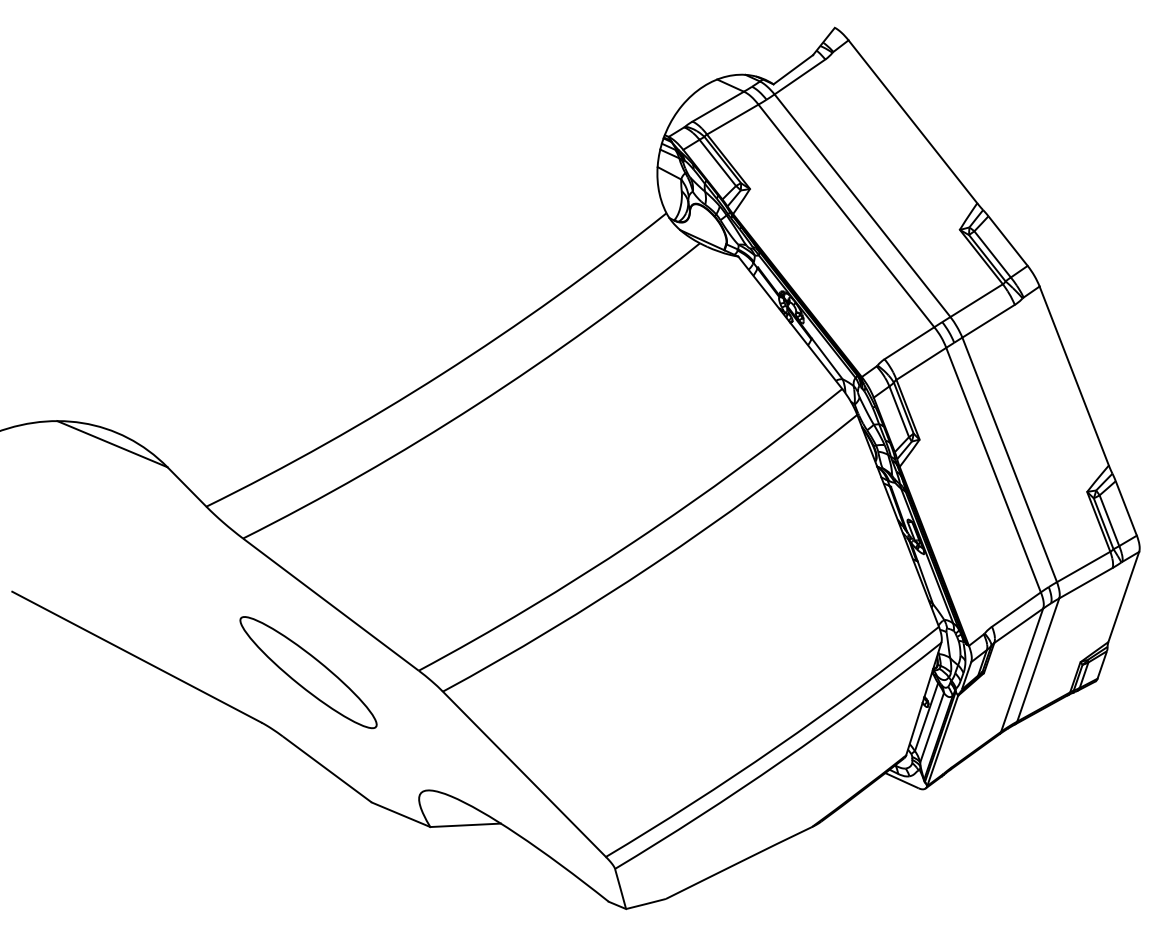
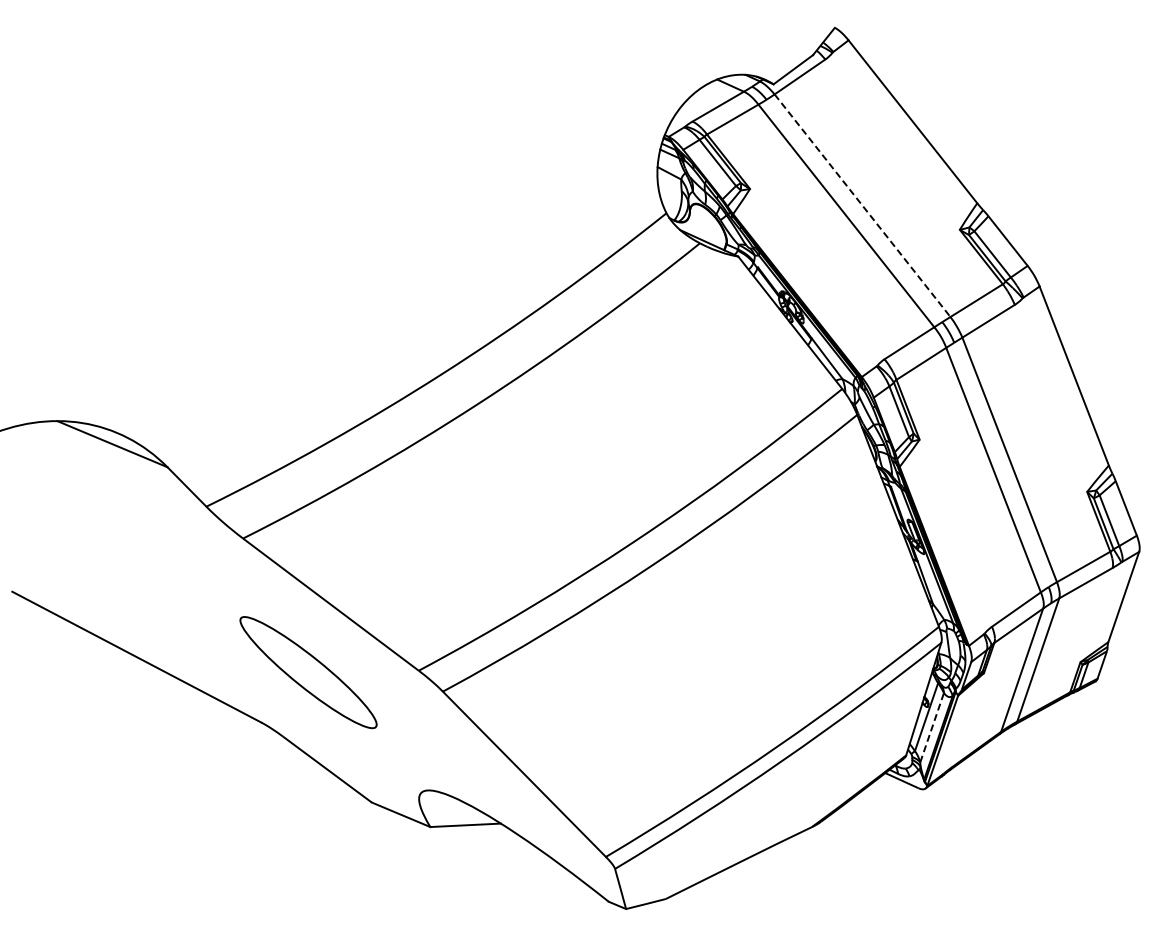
line: solid -> dashed (862, 205)
line: solid -> dashed (932, 727)
